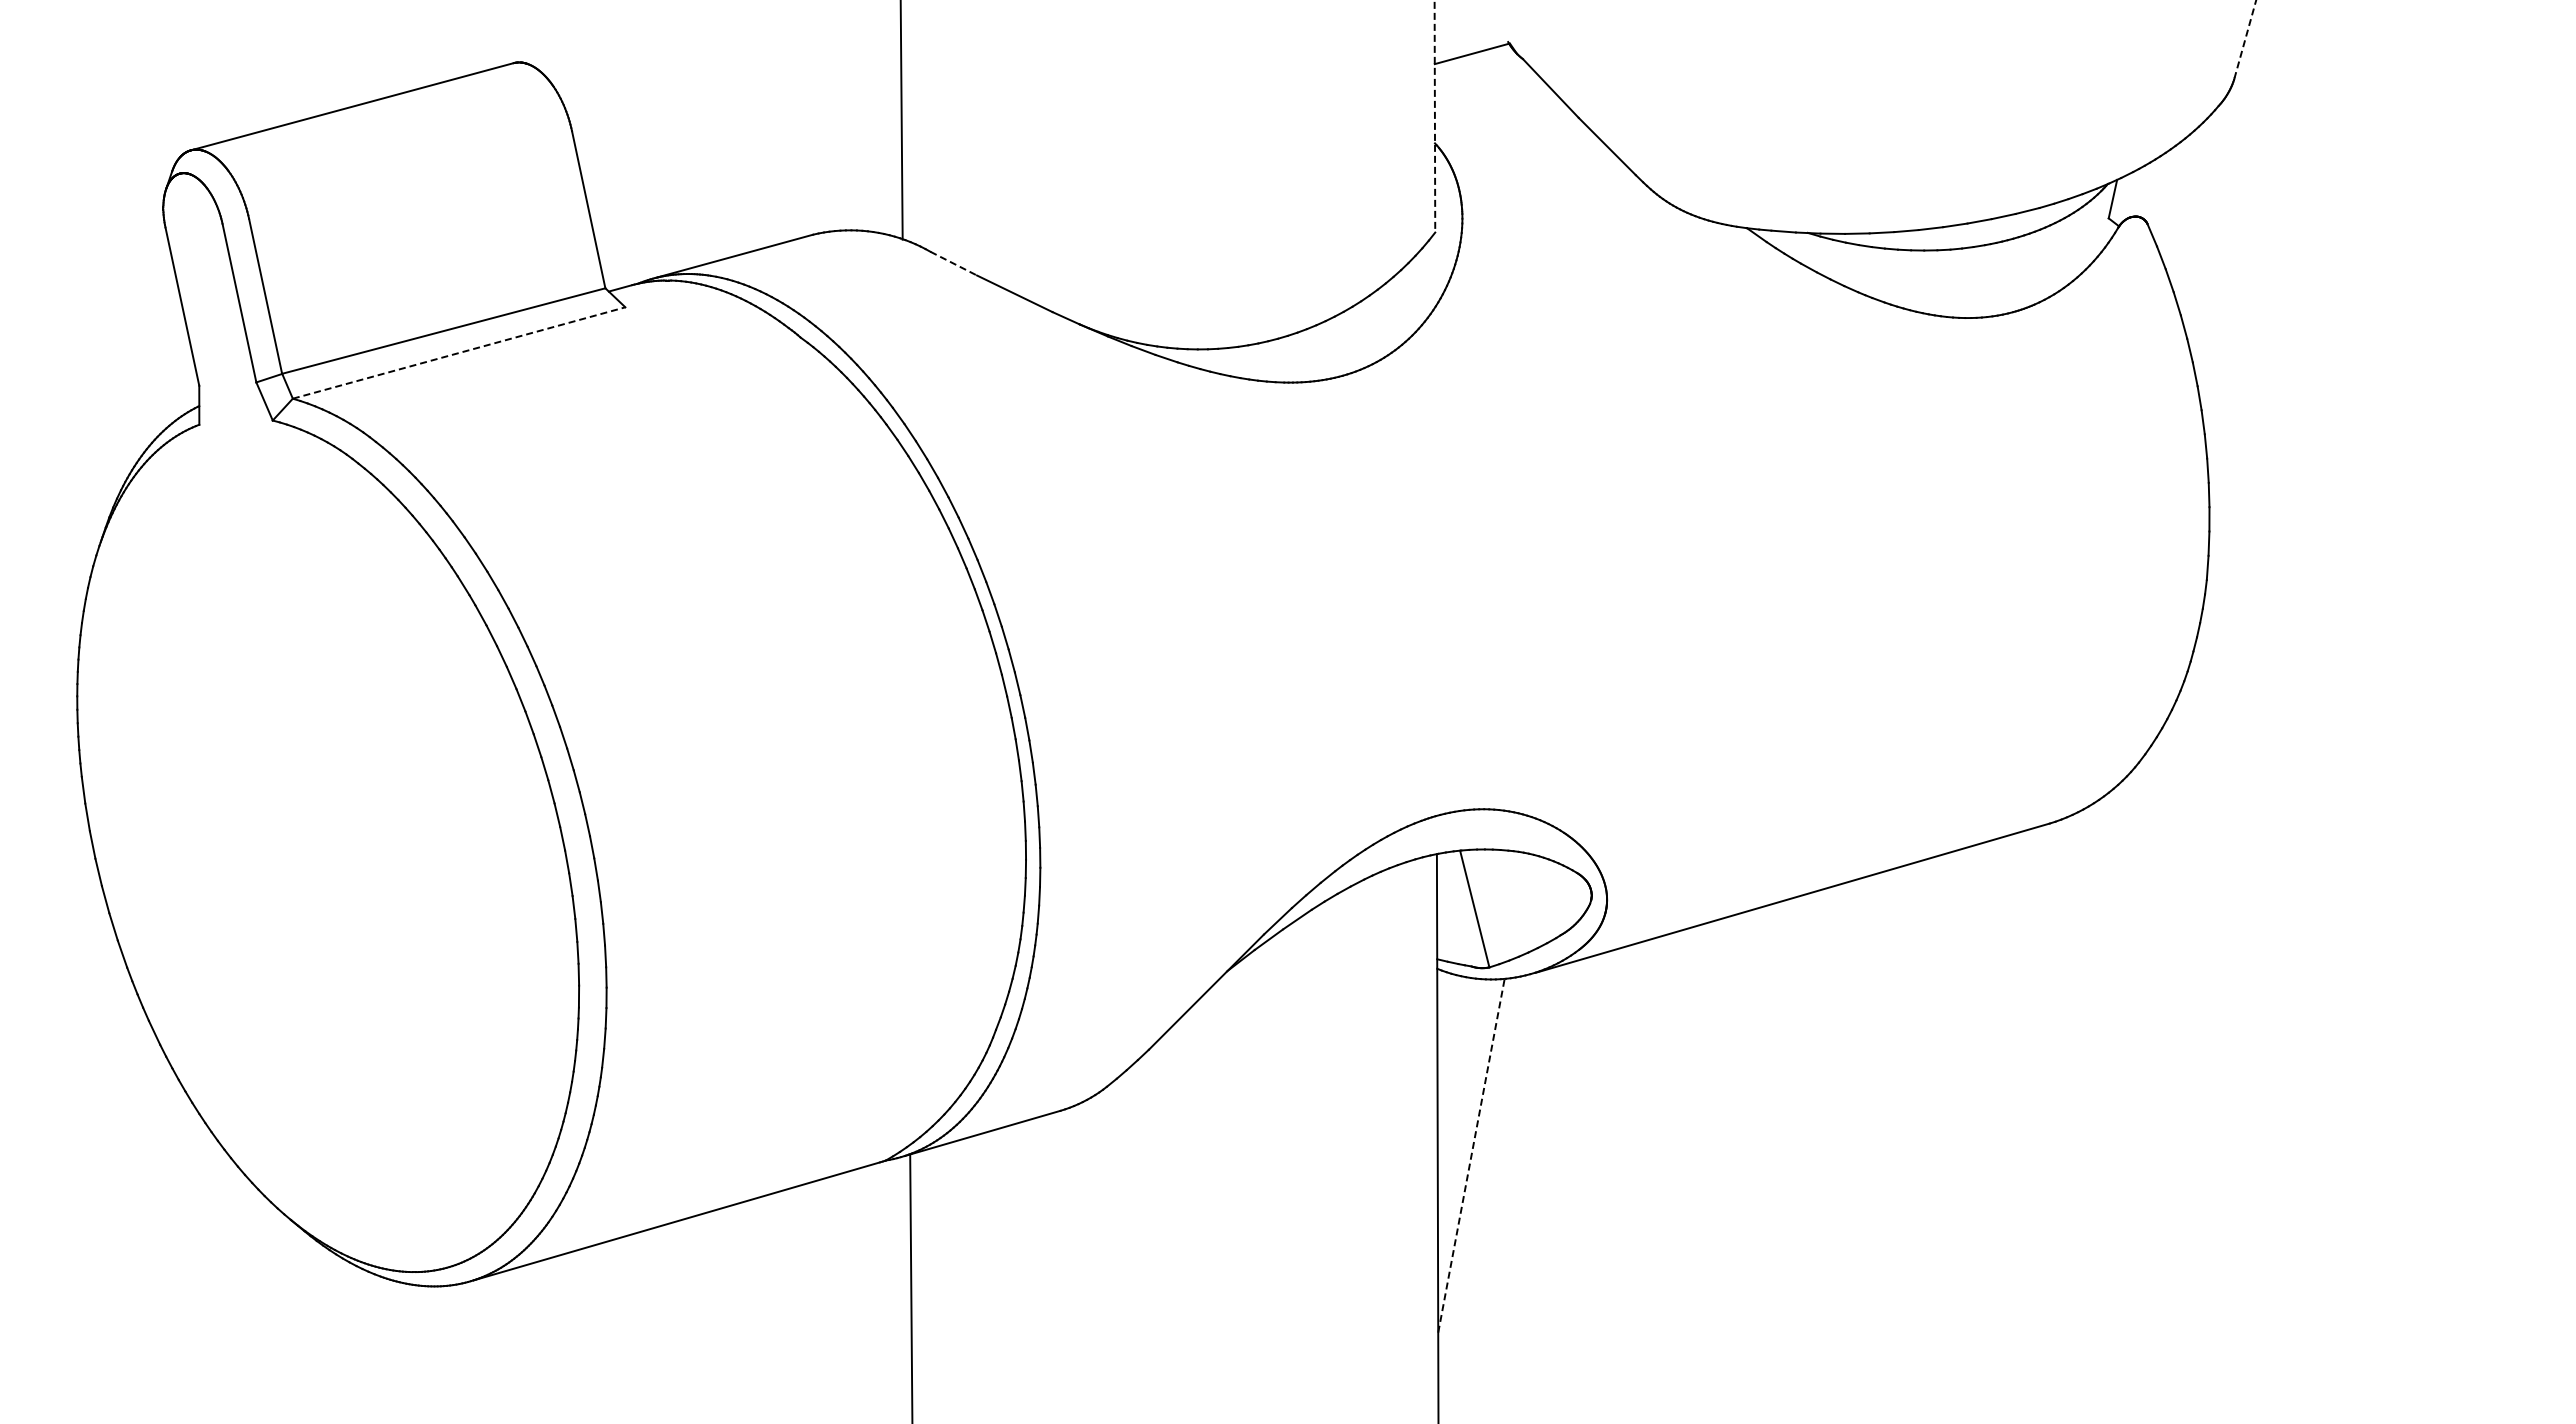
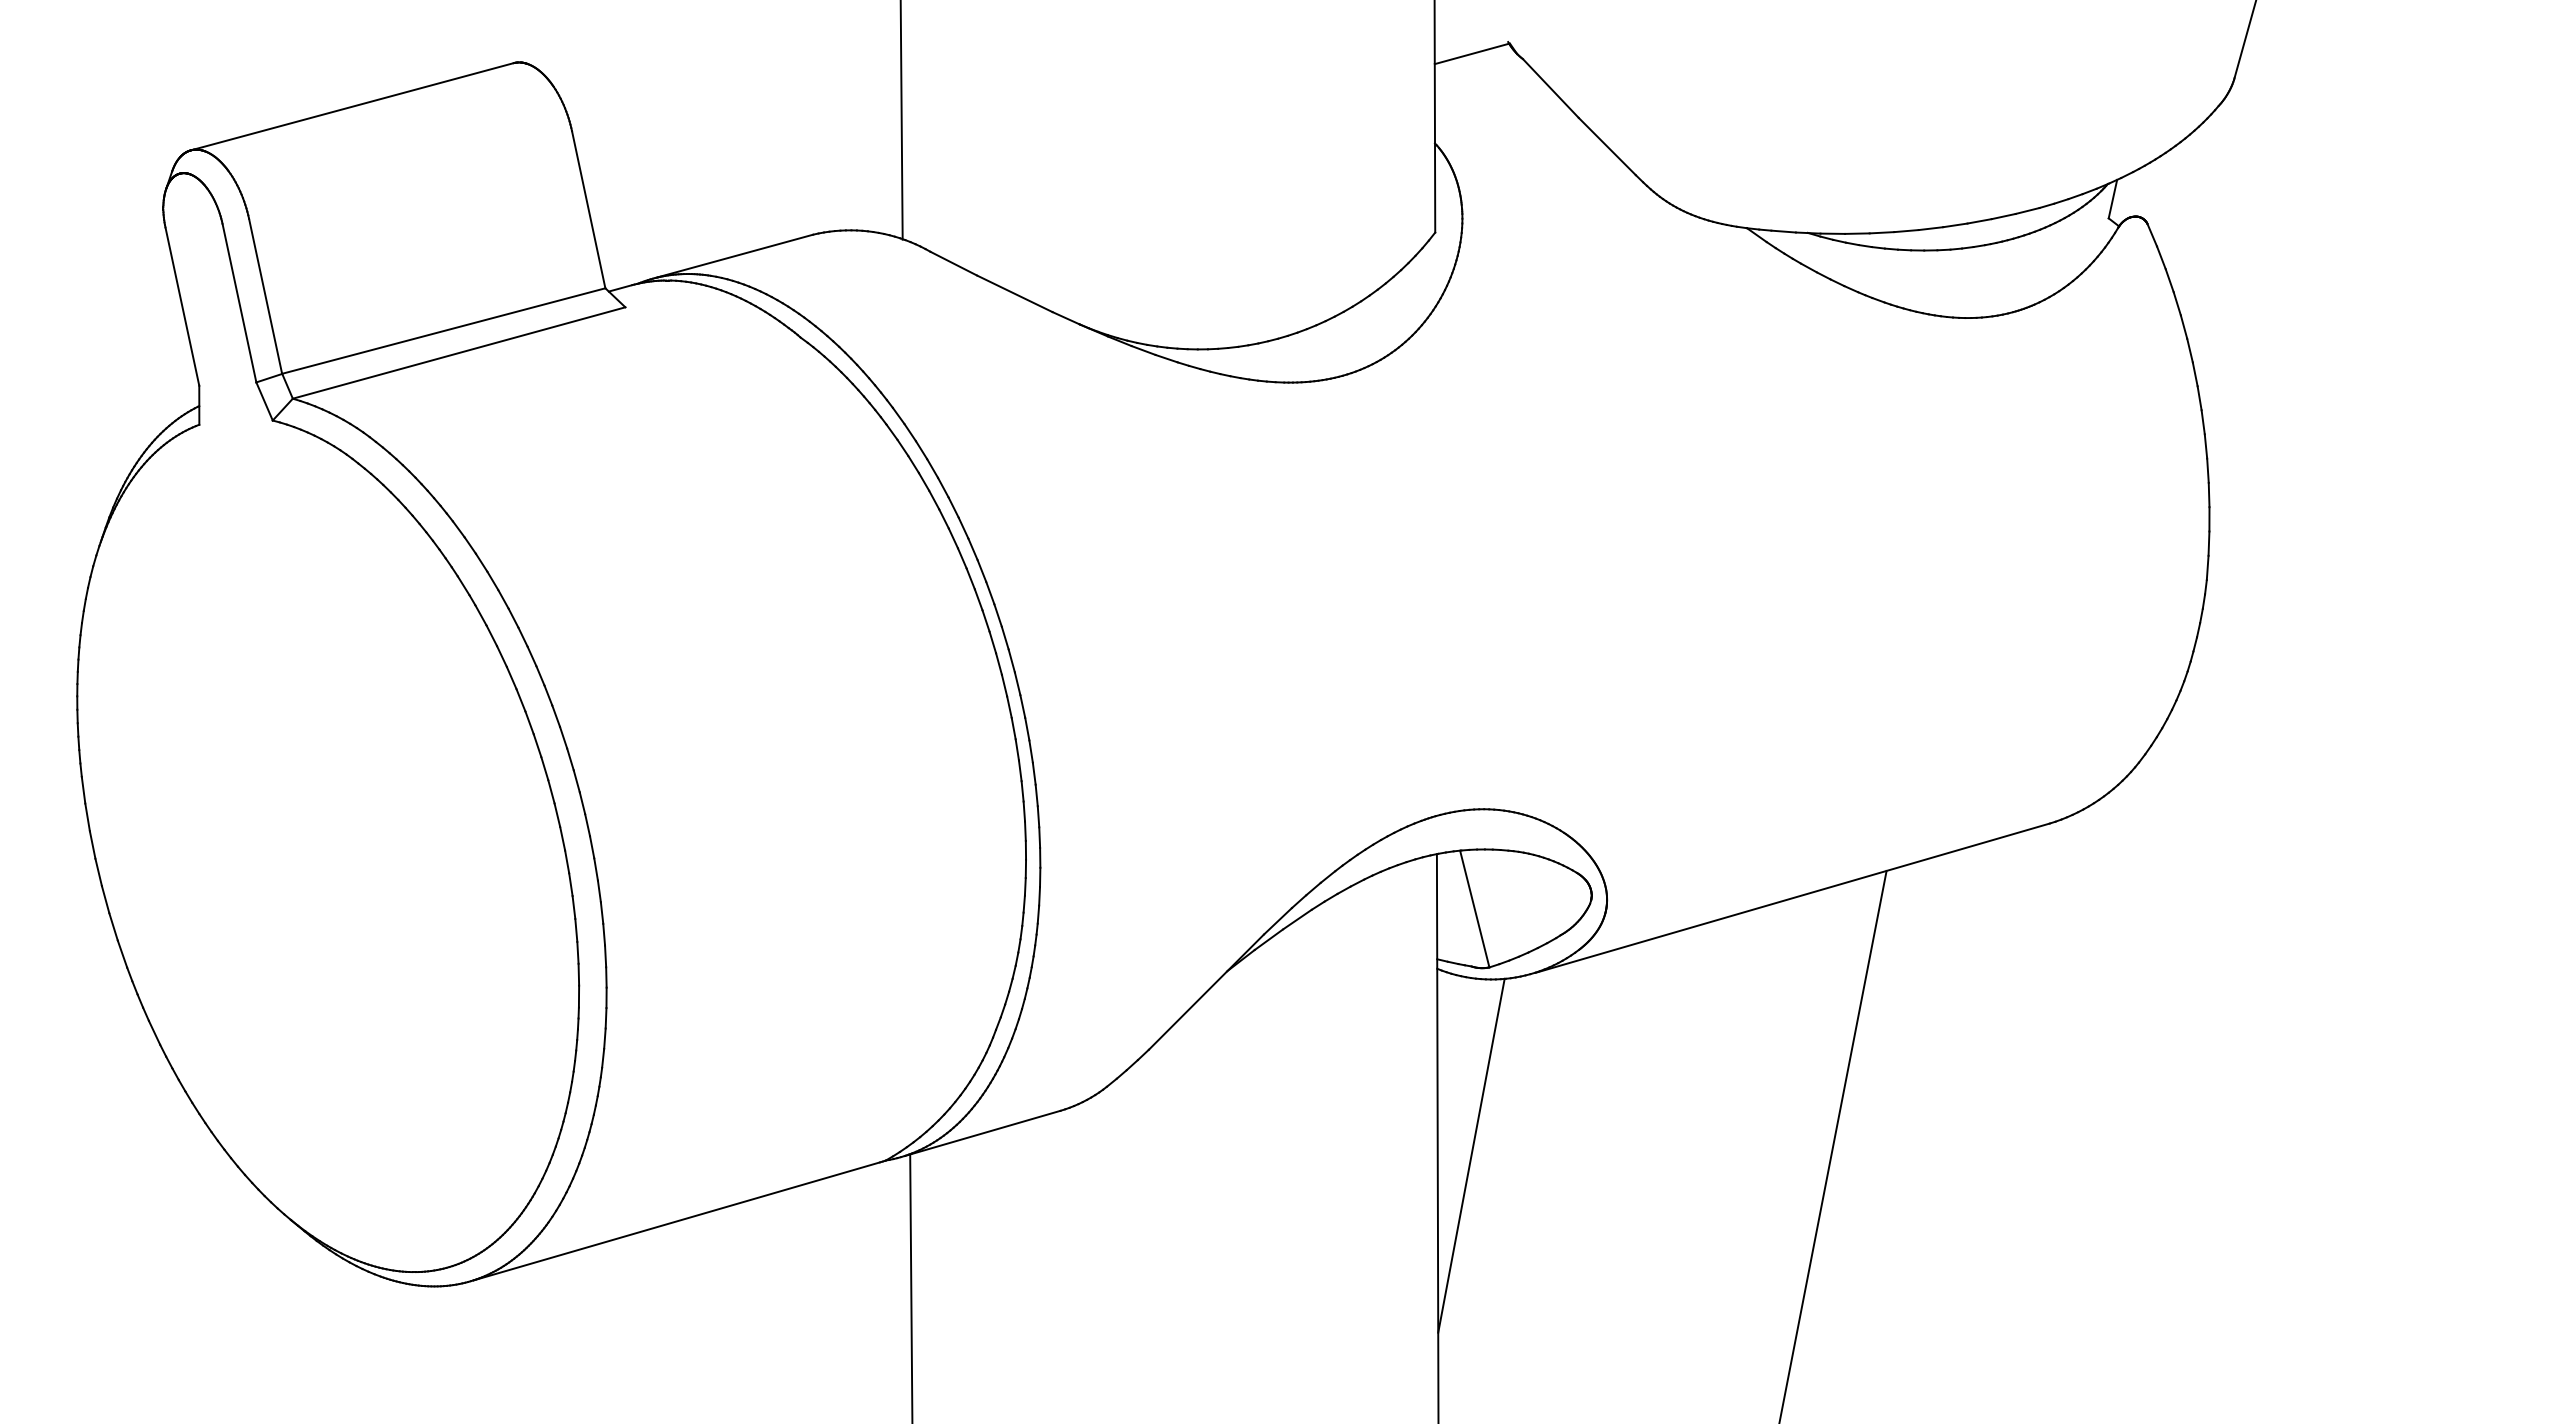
line: dashed -> solid (2245, 39)
line: dashed -> solid (1434, 116)
line: dashed -> solid (954, 263)
line: dashed -> solid (459, 352)
line: none -> present (1832, 1145)
line: dashed -> solid (1471, 1155)
